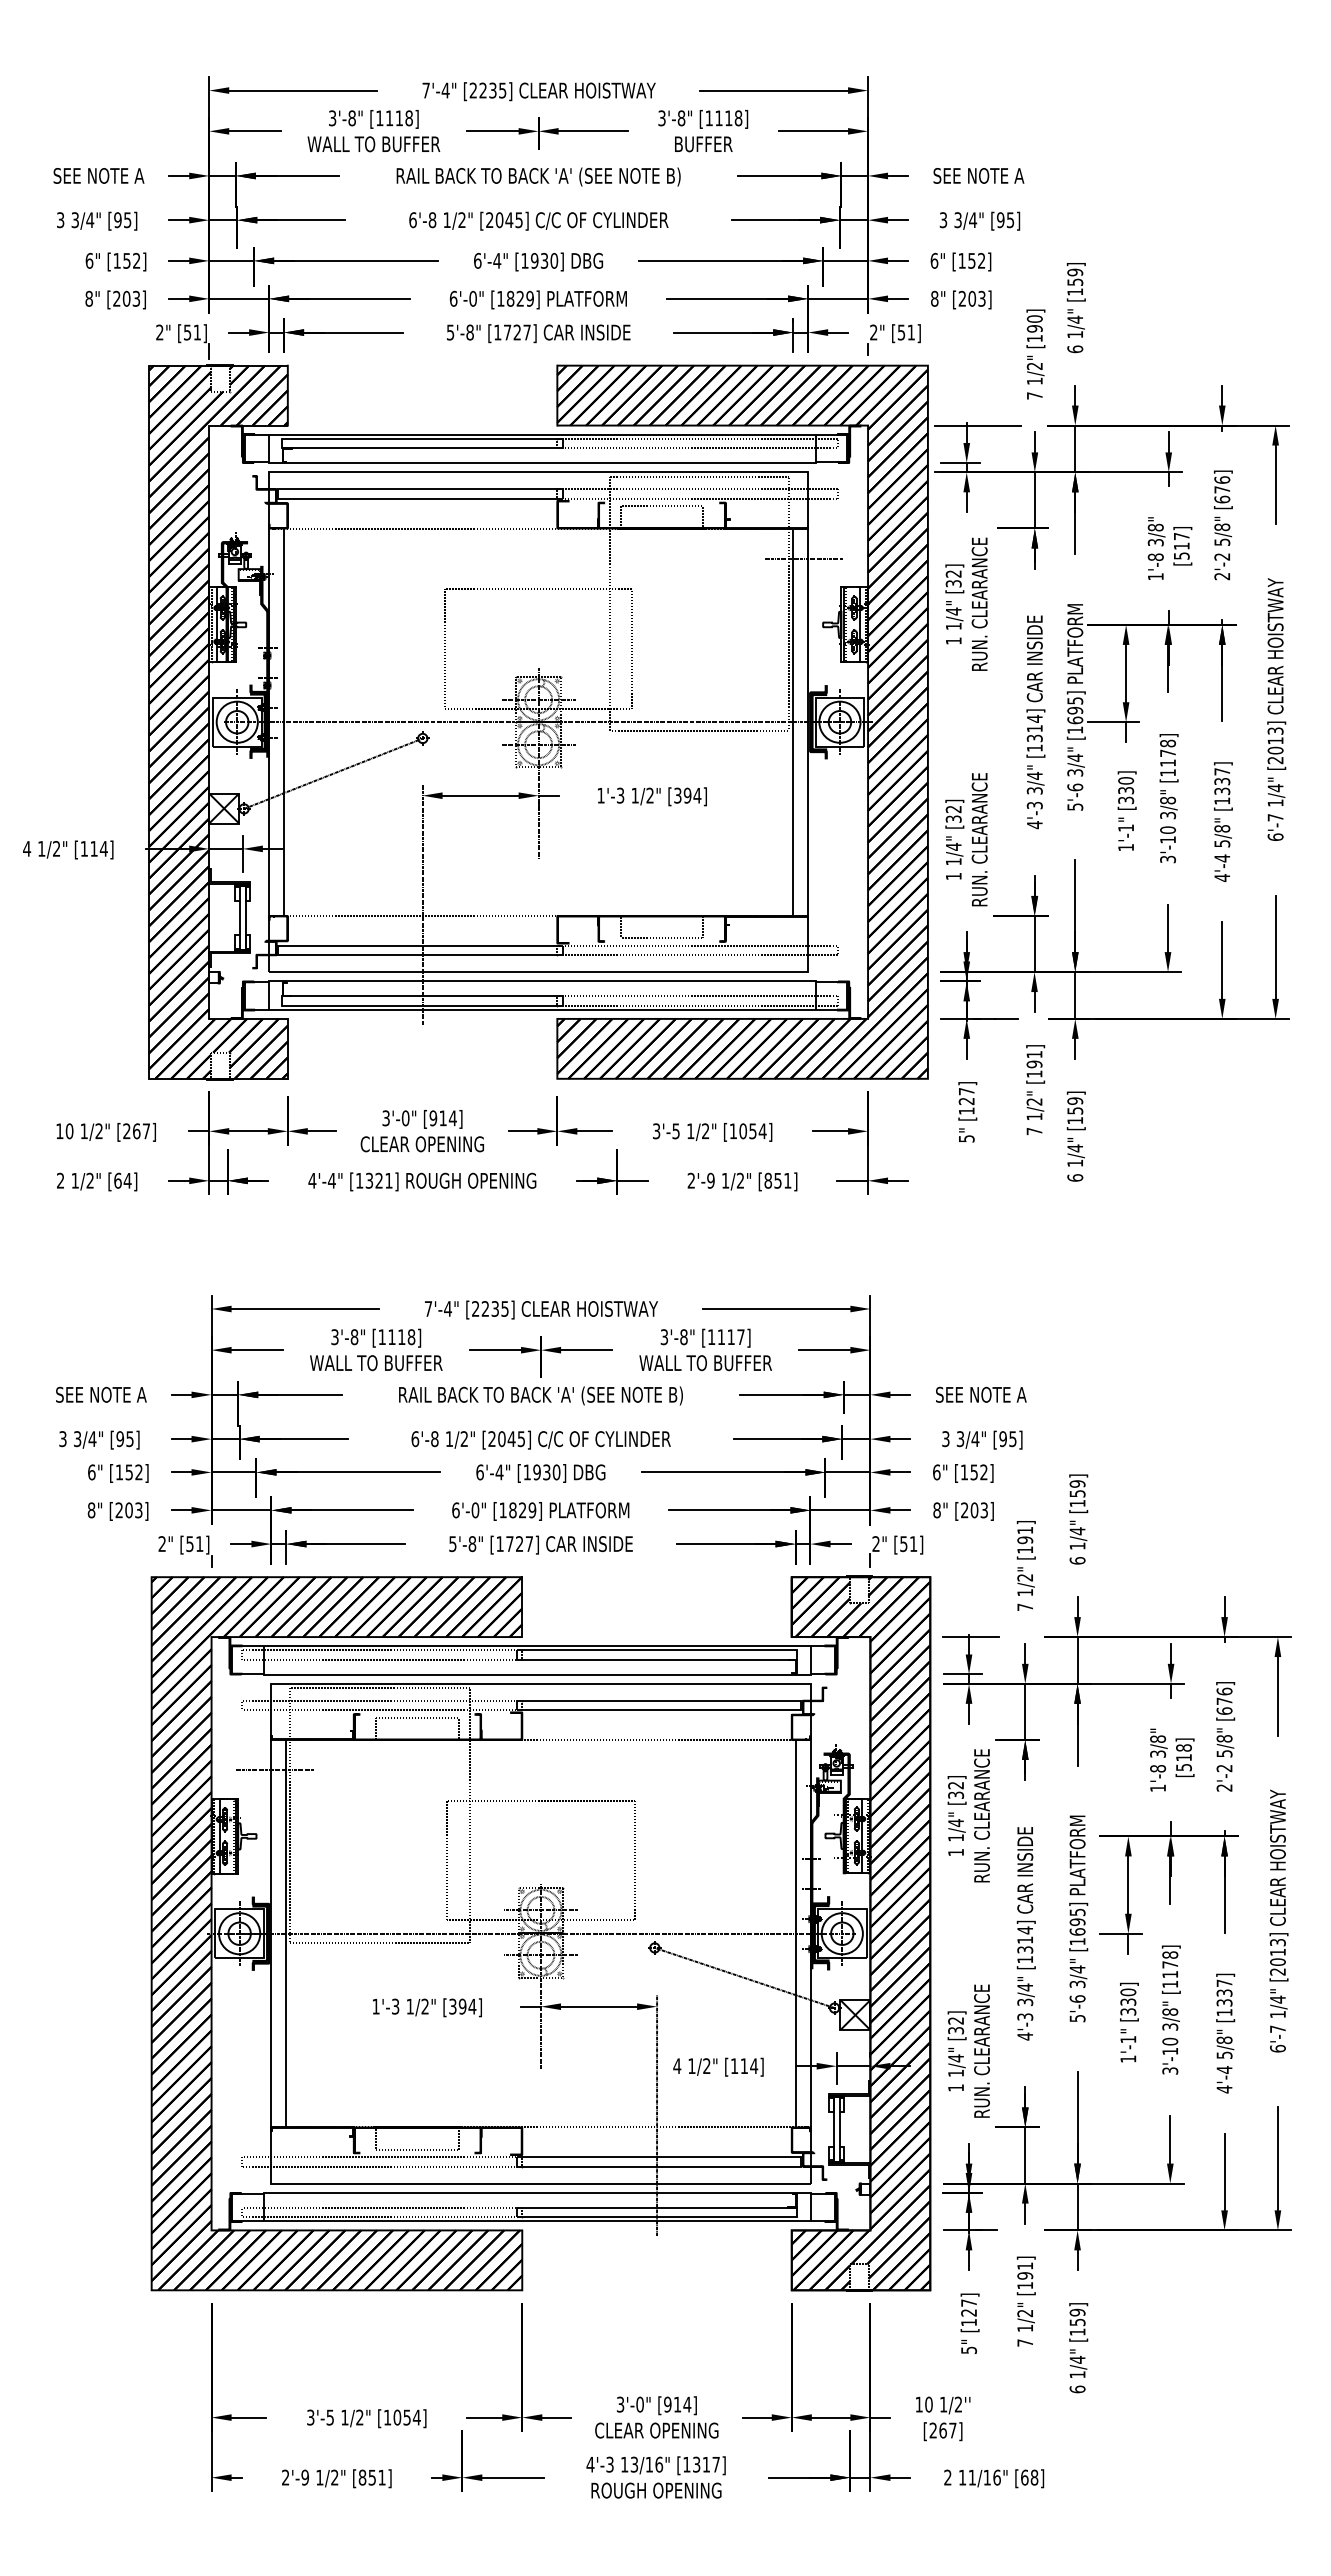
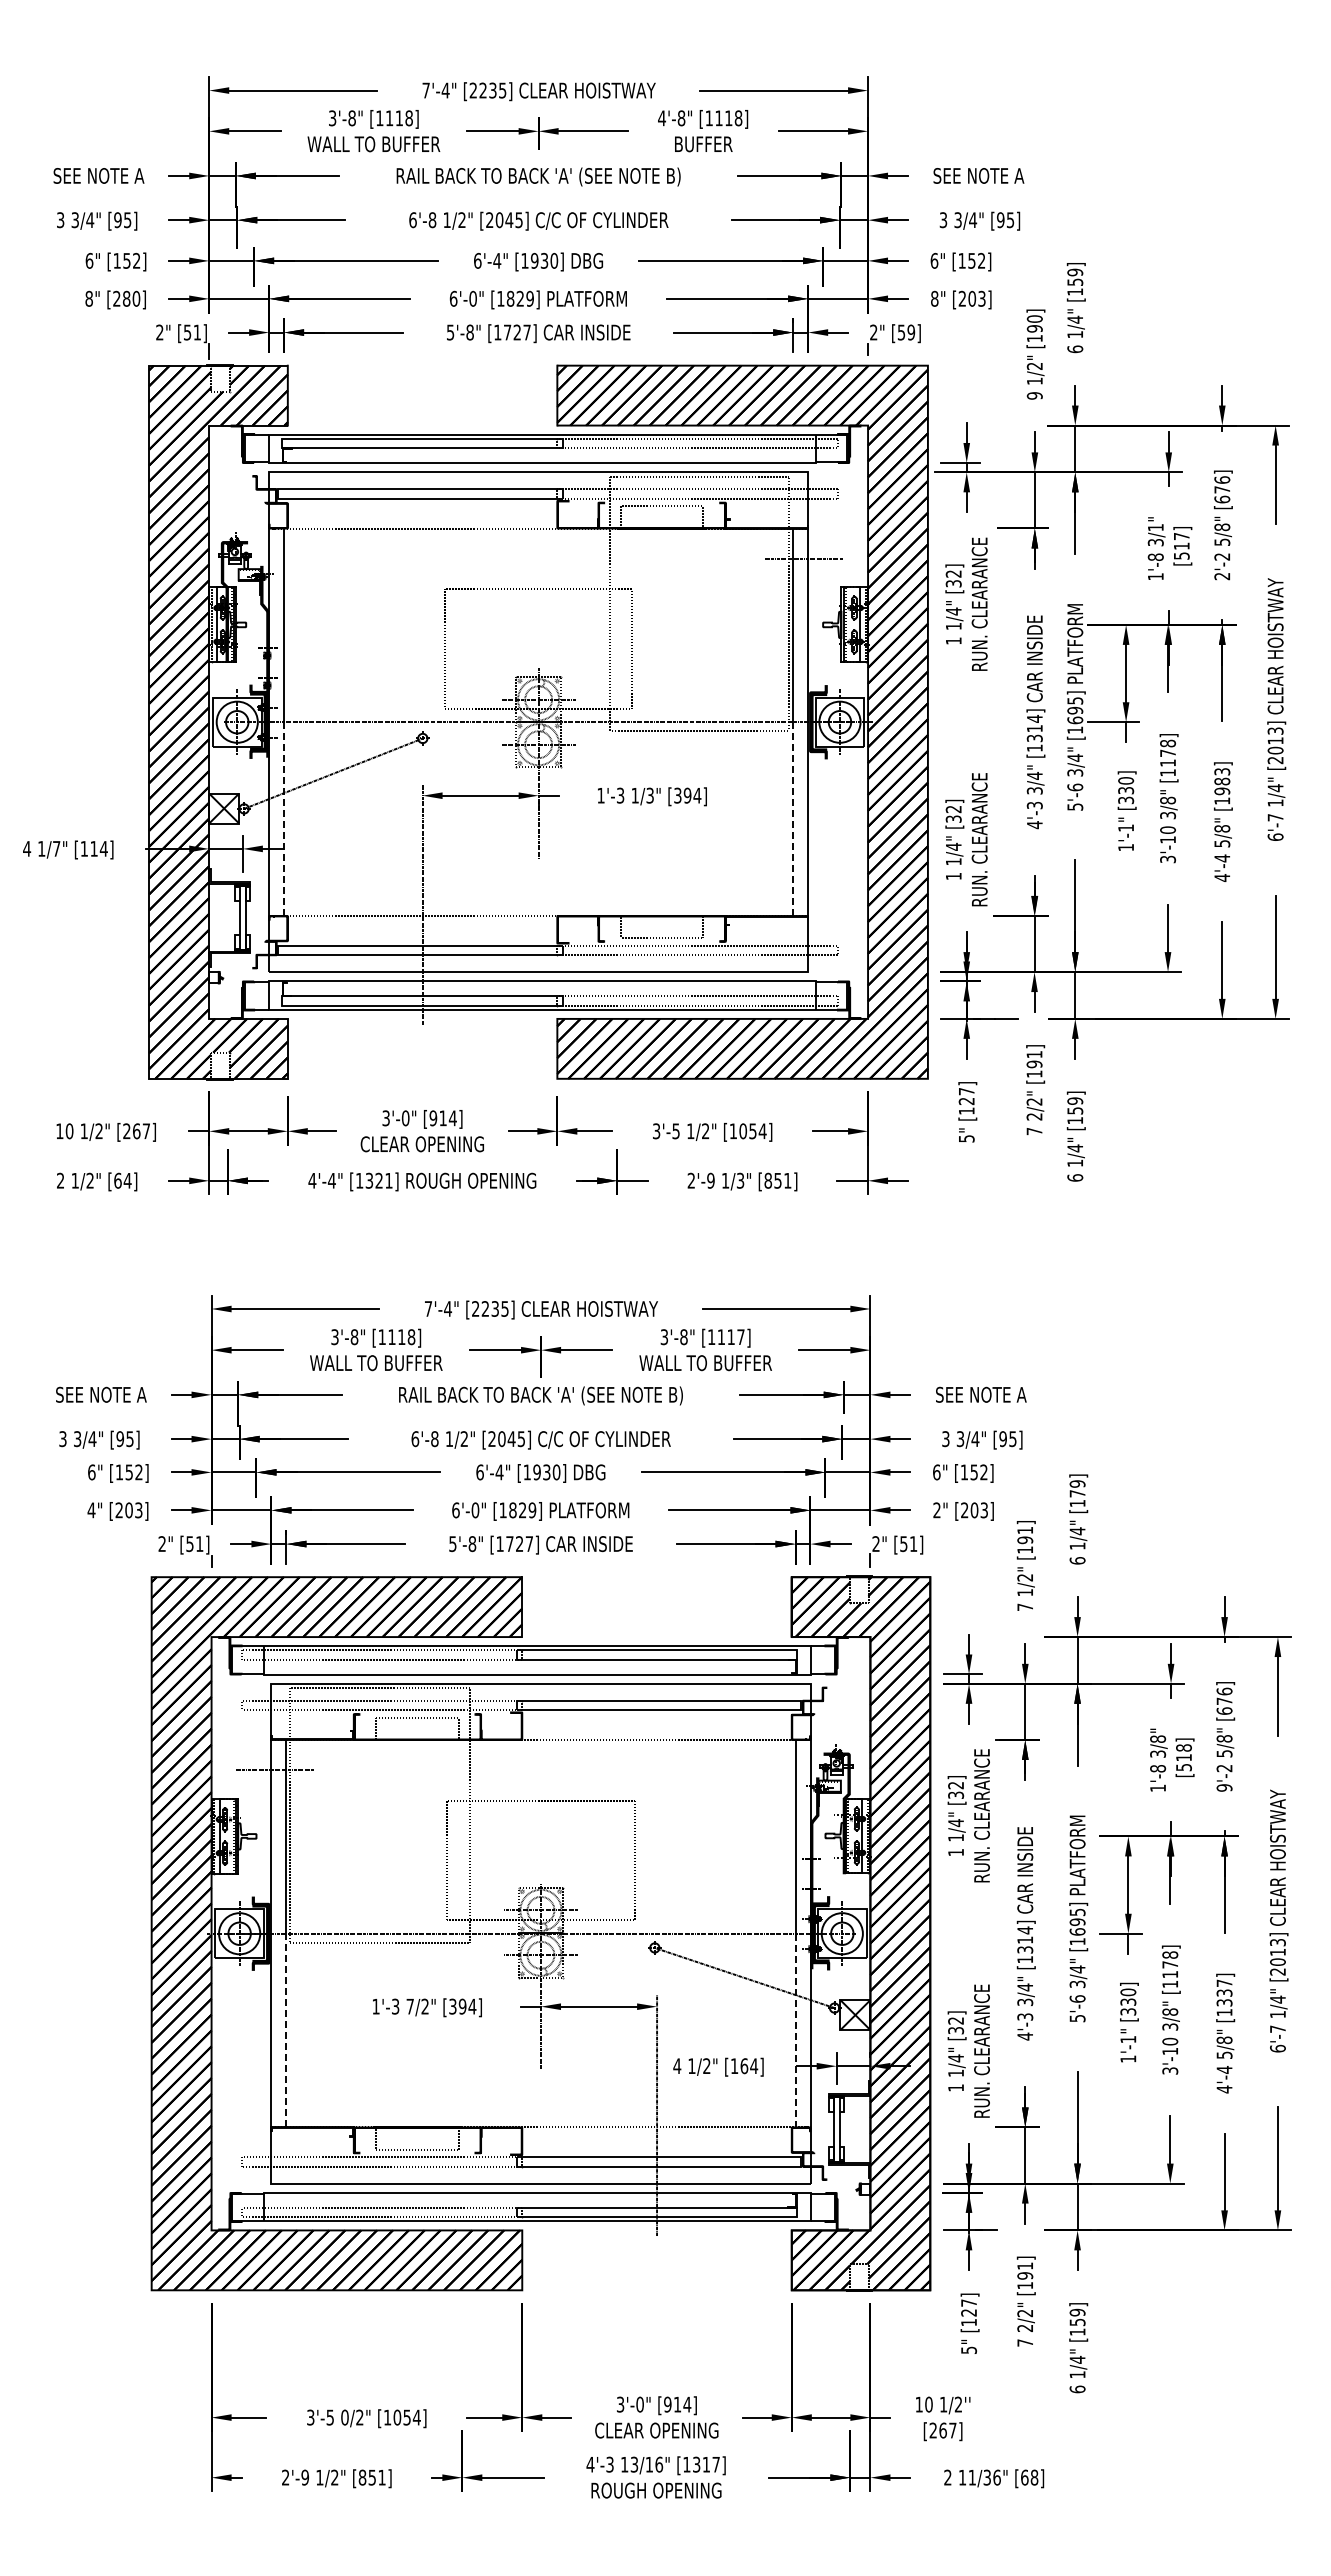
text: 3'-8" -> 4'-8" (662, 118)
text: [203] -> [280] (131, 298)
text: [51] -> [59] (911, 332)
text: 7 -> 9 (1034, 395)
line: present -> none (977, 425)
text: 3/8" -> 3/1" (1155, 527)
text: [1337] -> [1983] (1222, 781)
text: 1/2" -> 1/3" (649, 795)
line: solid -> dashed (284, 819)
line: solid -> dashed (793, 819)
text: 1/2" -> 1/7" (56, 848)
text: 1/2" -> 2/2" (1034, 1116)
text: 1/2" -> 1/3" (740, 1180)
text: [159] -> [179] (1077, 1493)
text: 8" -> 4" (91, 1510)
text: 8" -> 2" (936, 1510)
line: present -> none (971, 1637)
text: 2'-2 -> 9'-2 (1224, 1787)
text: 1/2" -> 7/2" (409, 2006)
line: solid -> dashed (286, 2030)
line: solid -> dashed (795, 2030)
text: [114] -> [164] (744, 2066)
text: 1/2" -> 2/2" (1024, 2328)
text: 1/2" -> 0/2" (344, 2417)
text: 11/16" -> 11/36" (986, 2477)
